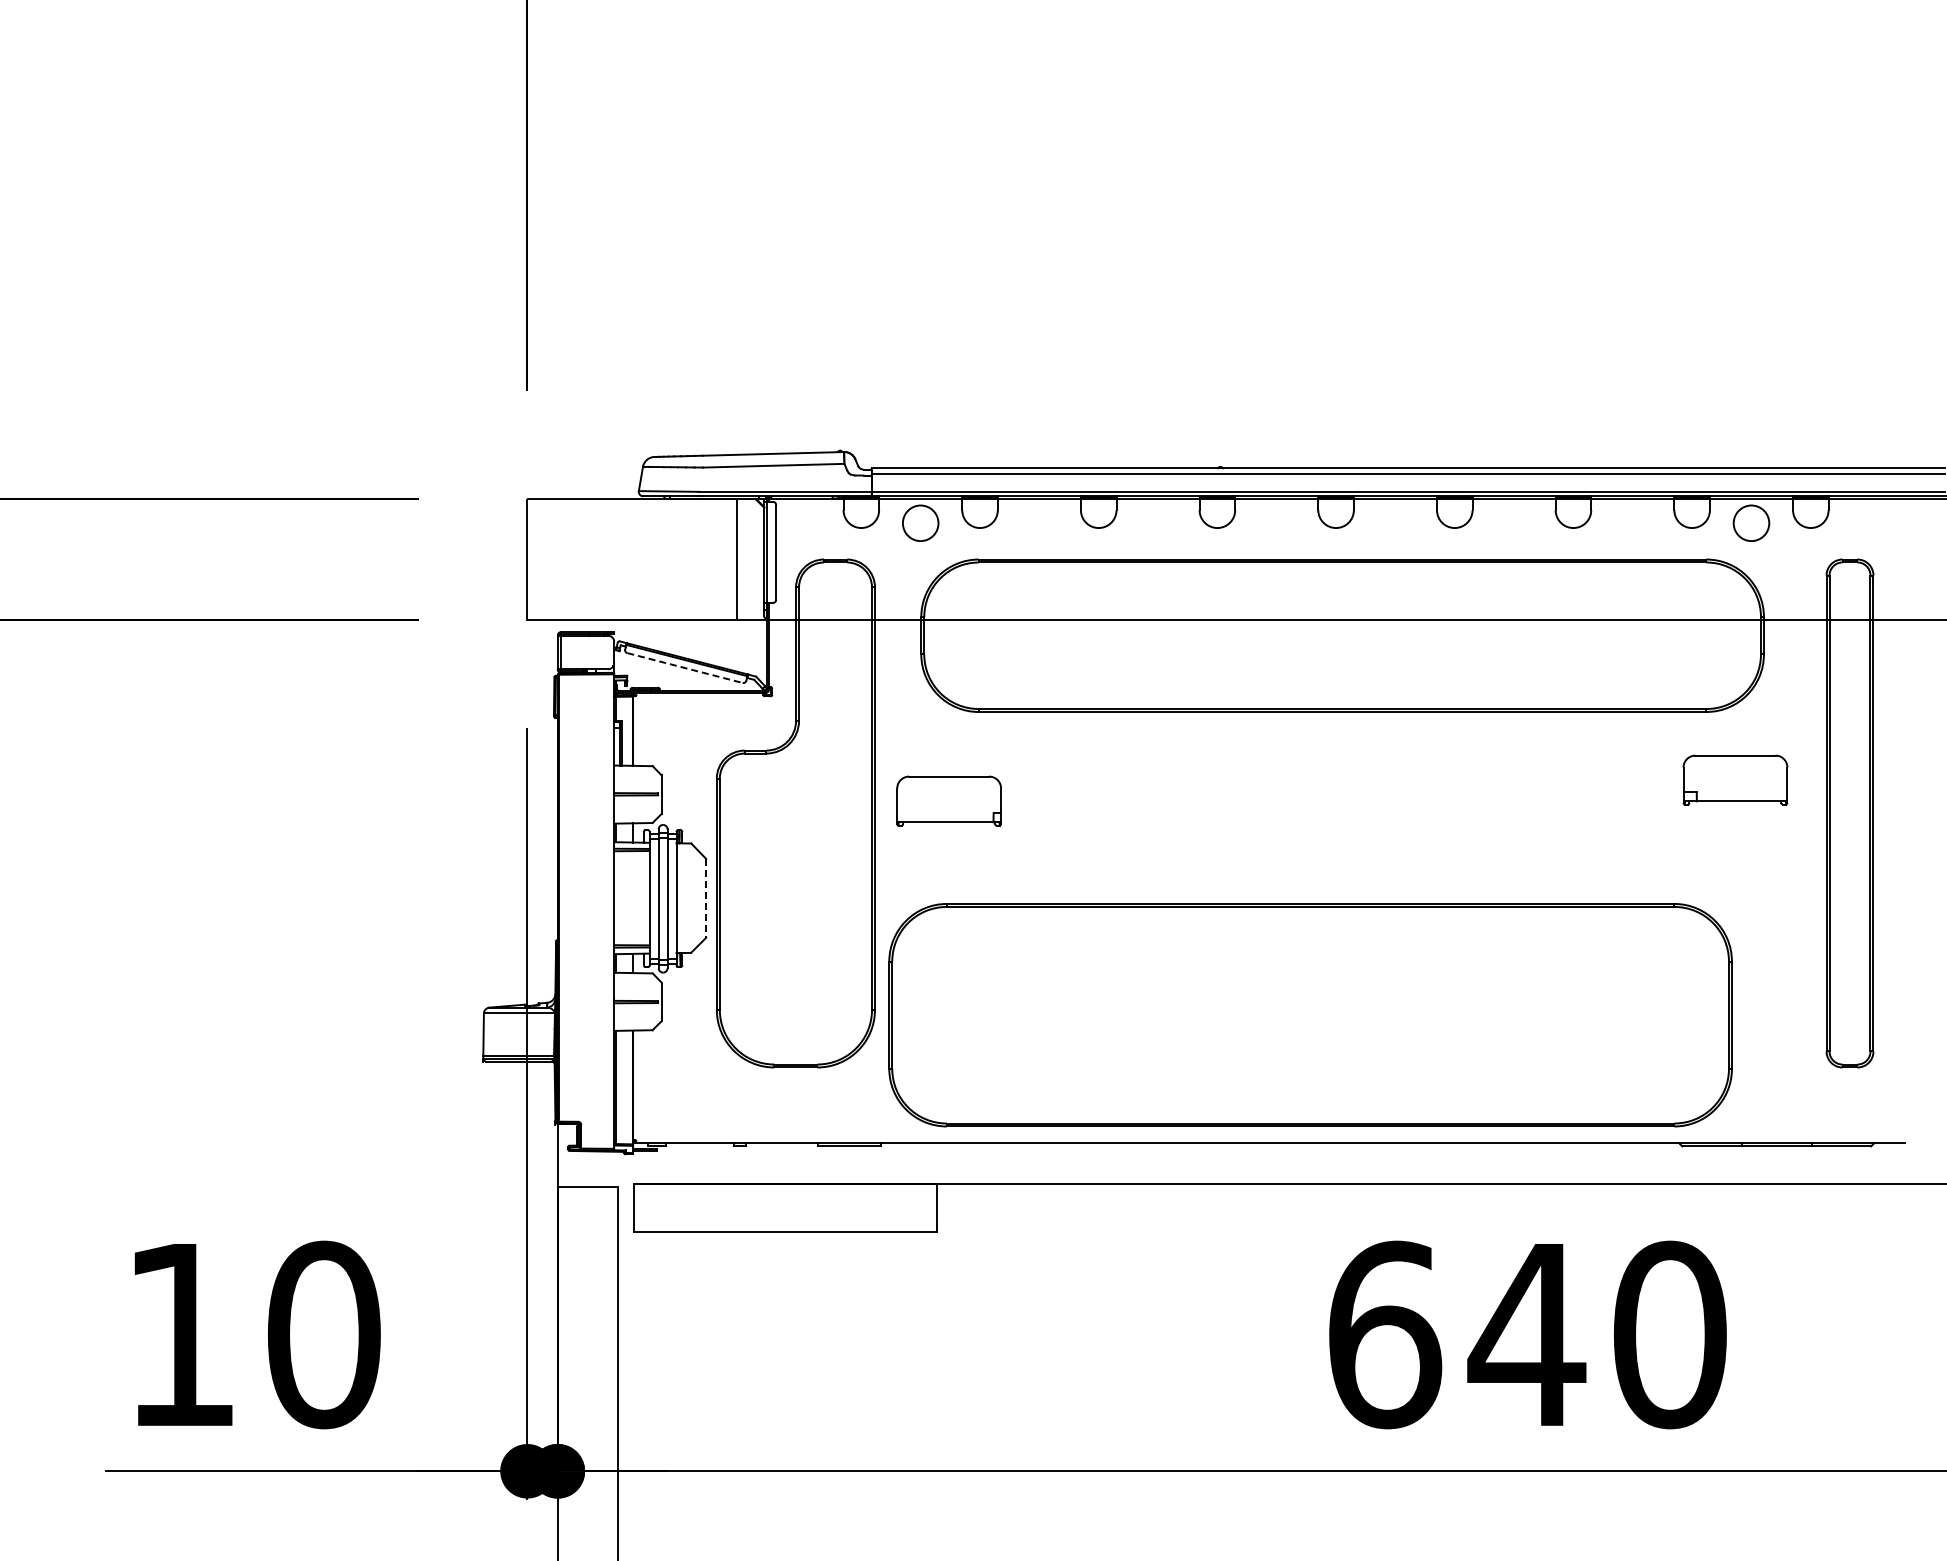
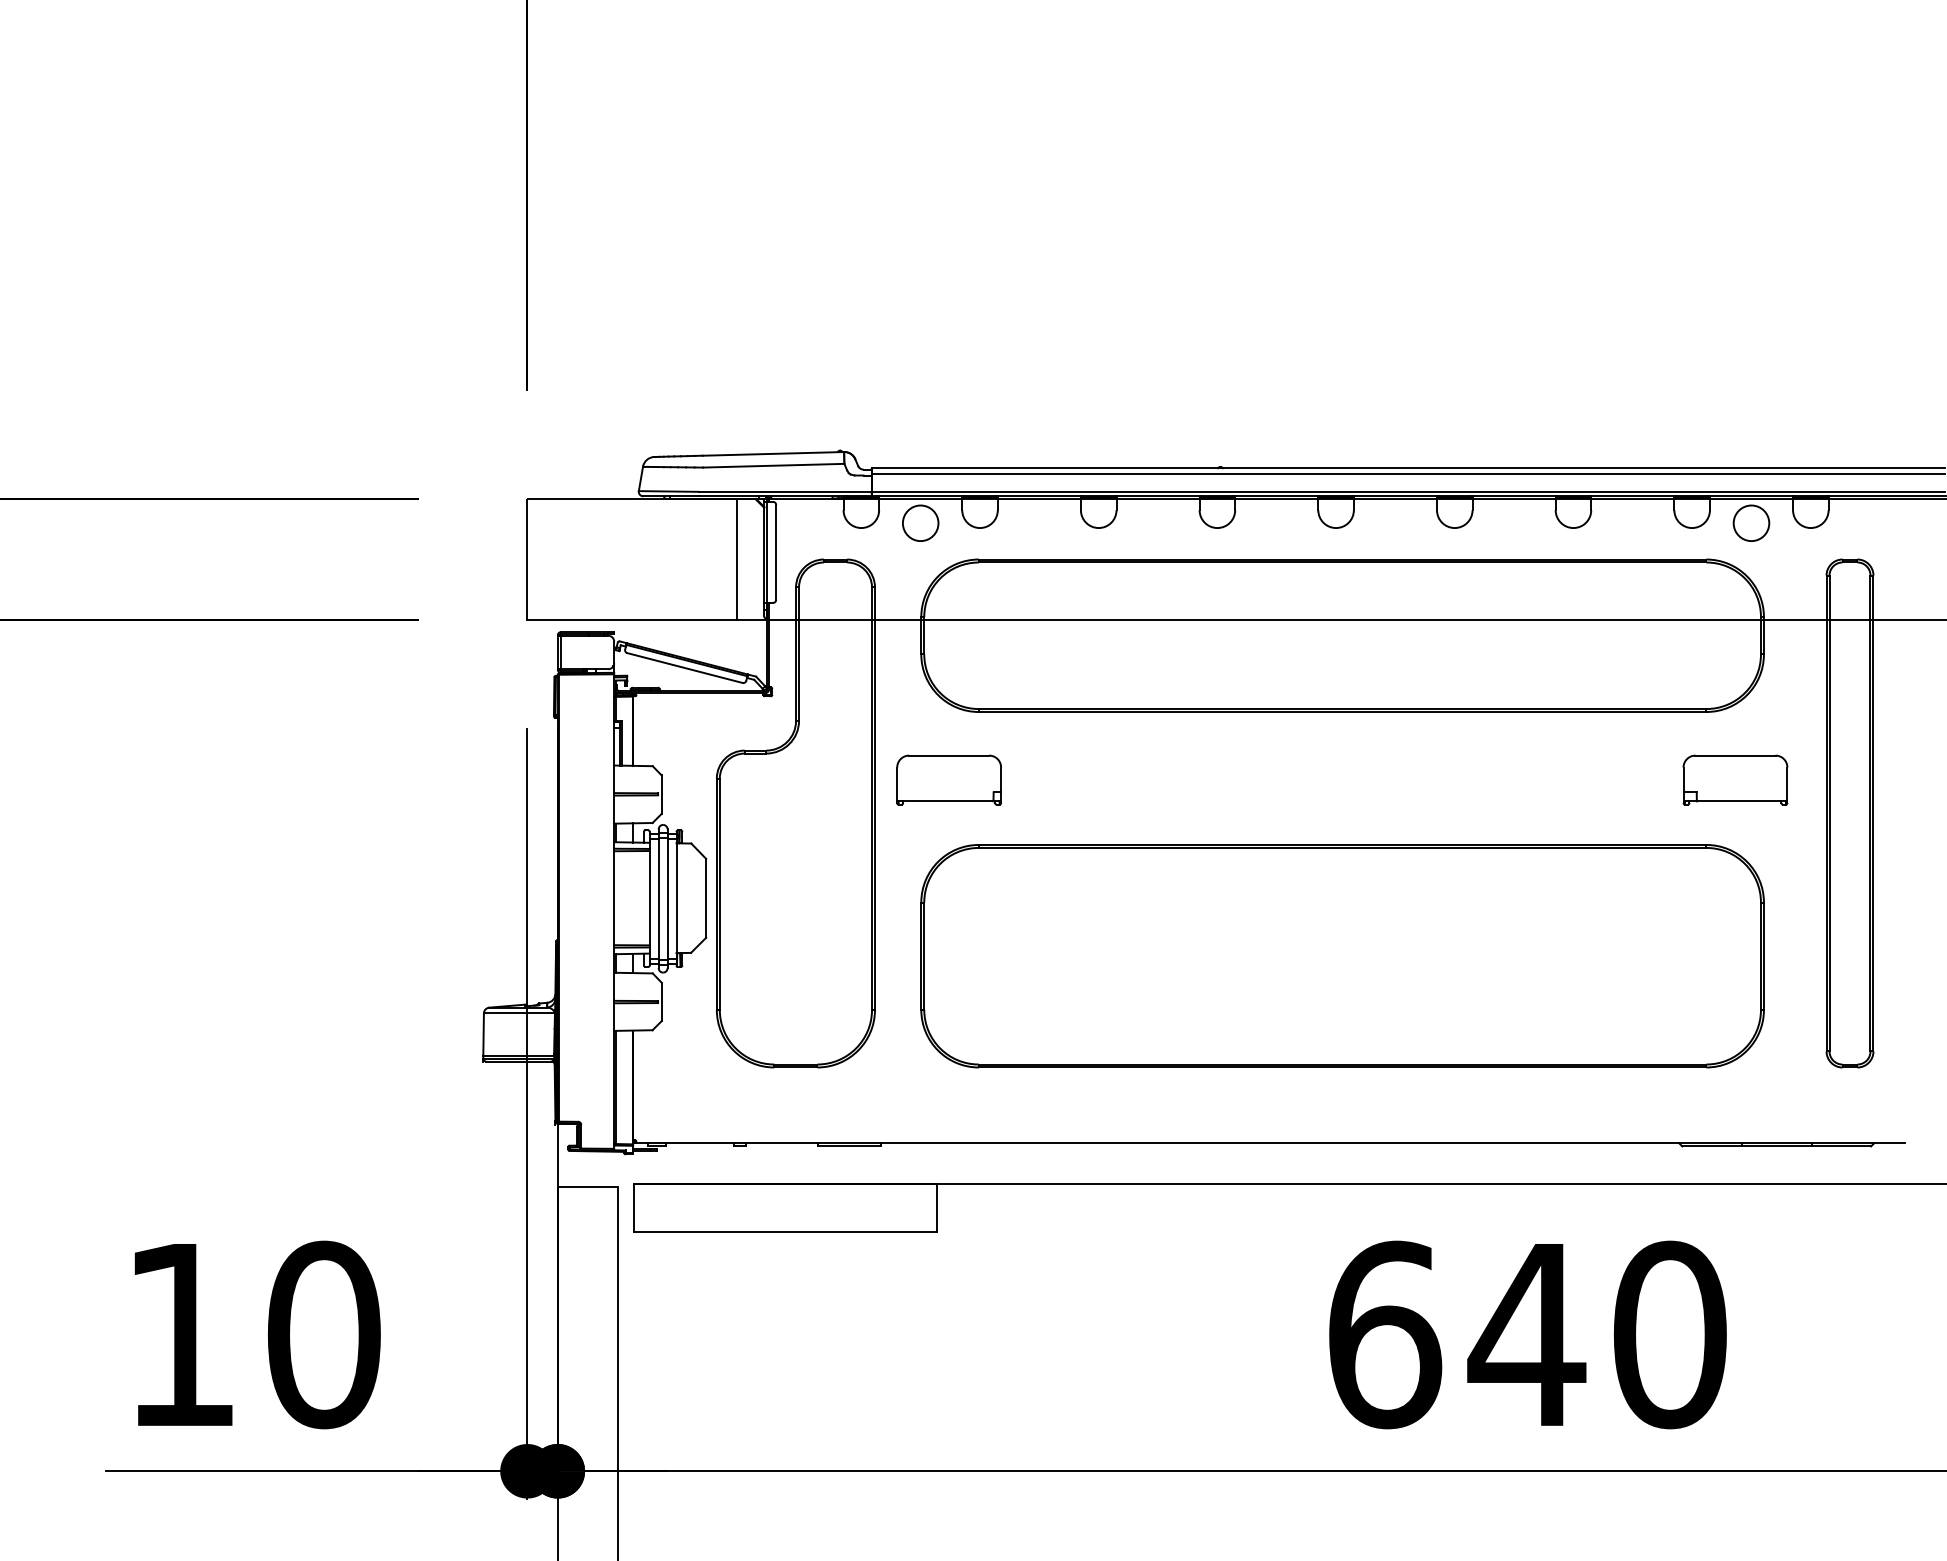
line: dashed -> solid (685, 668)
part position: (948, 800) -> (948, 779) (948, 779)
line: dashed -> solid (706, 898)
part position: (1310, 1015) -> (1342, 956) (1342, 956)
